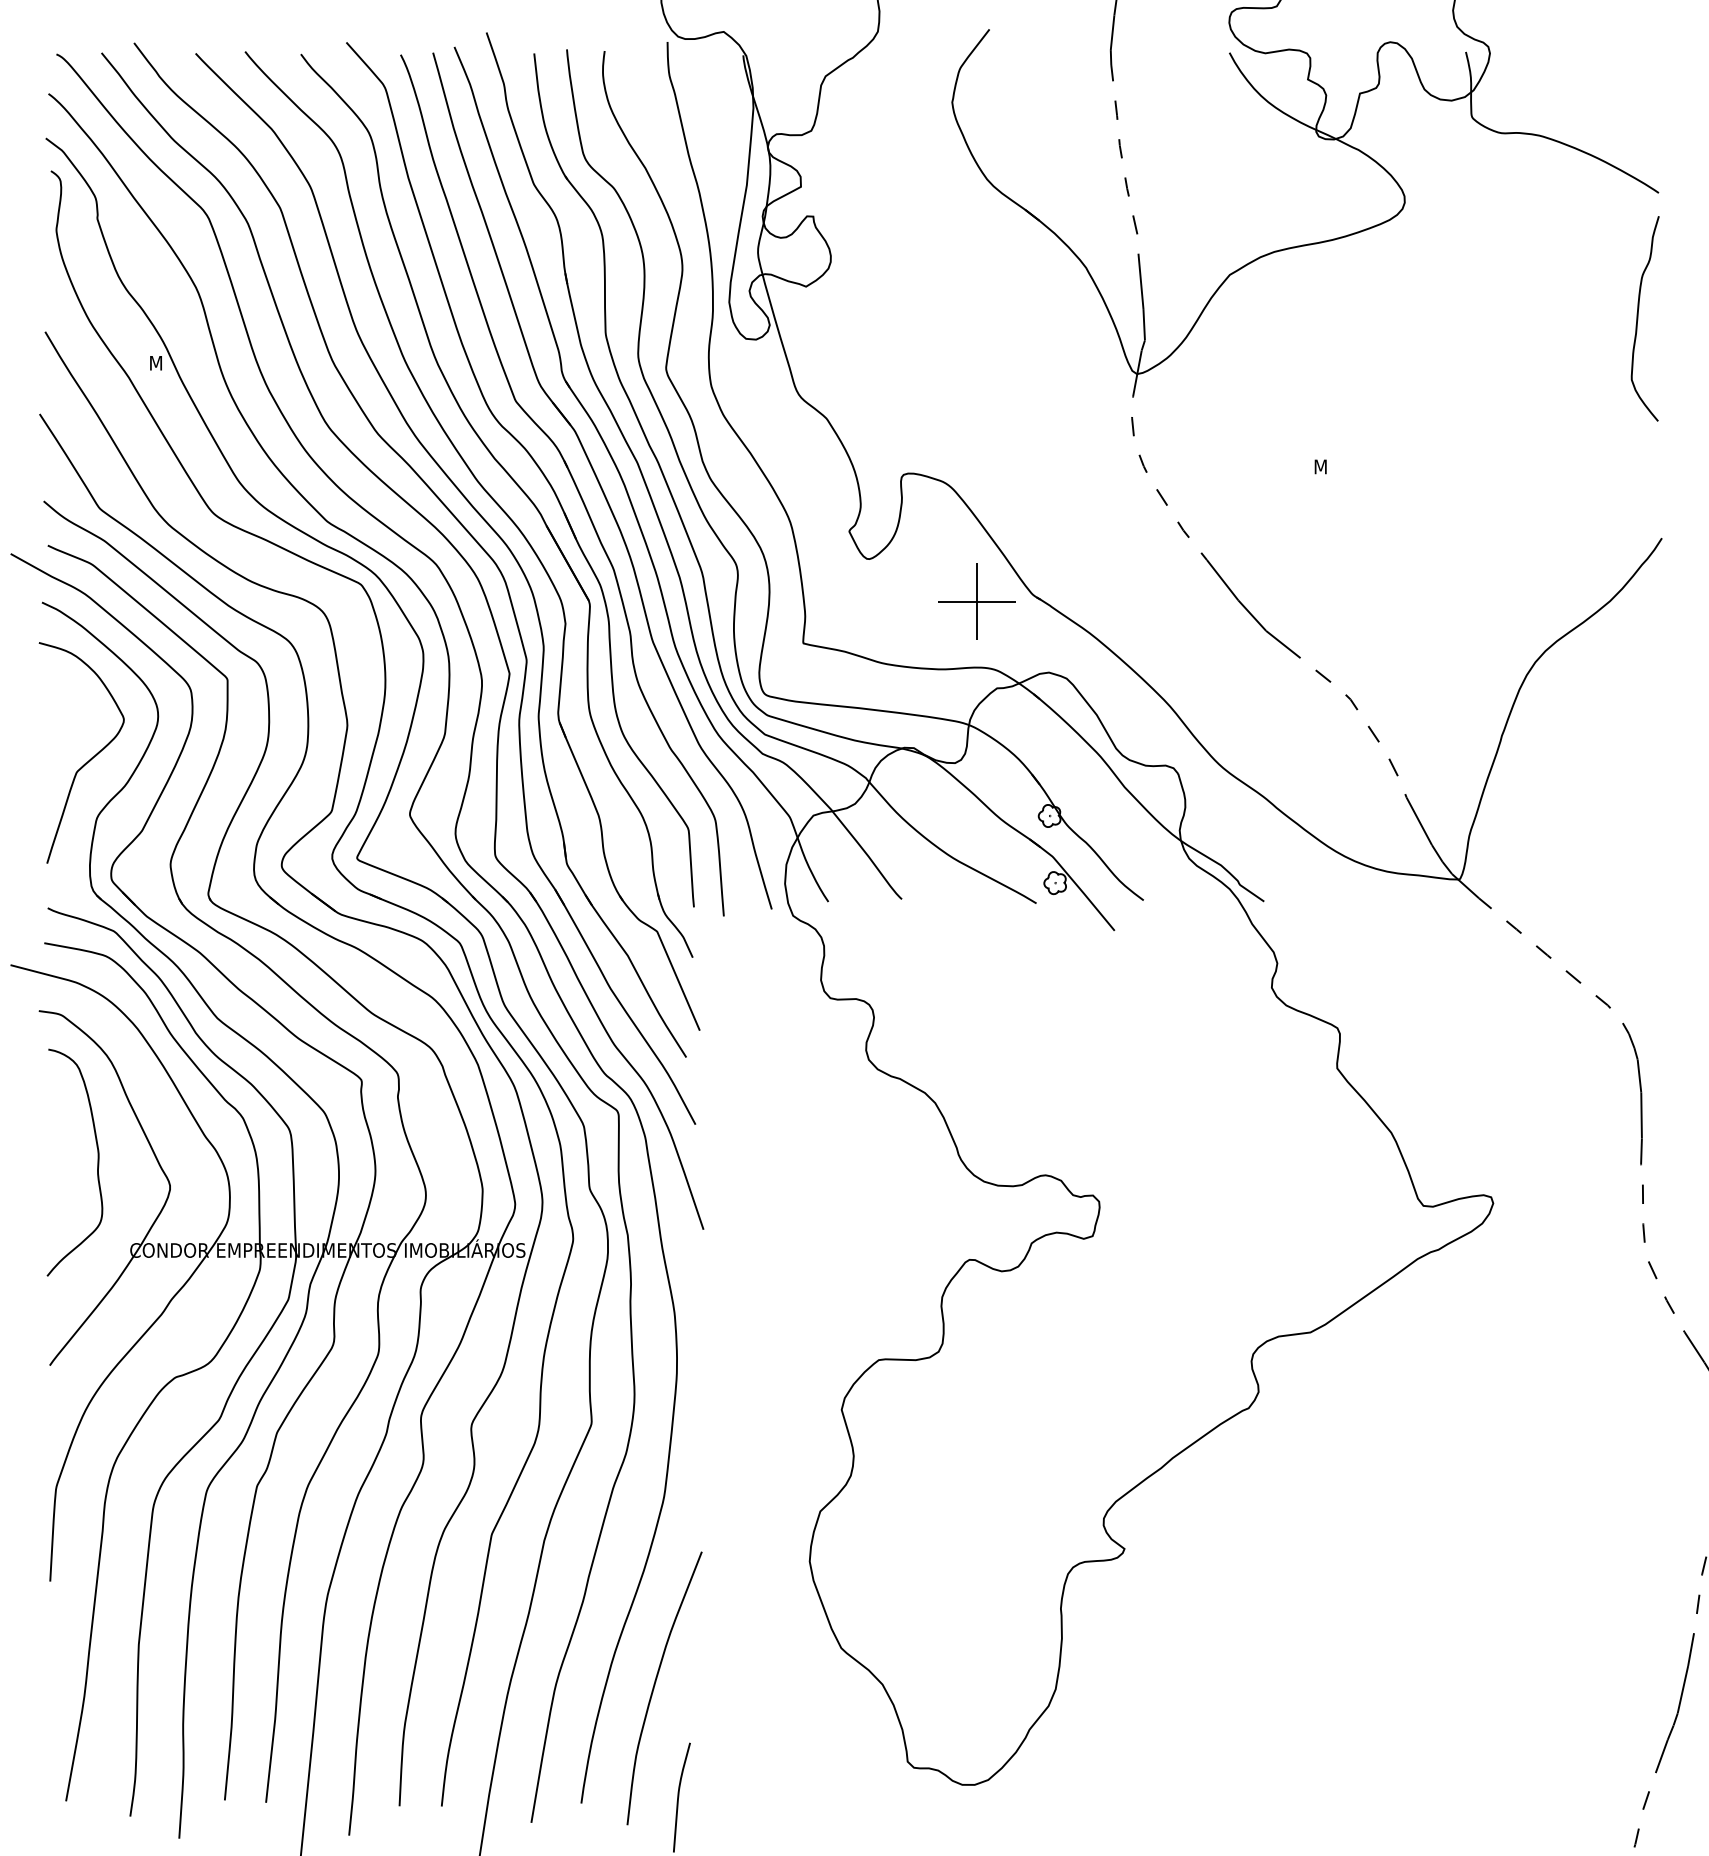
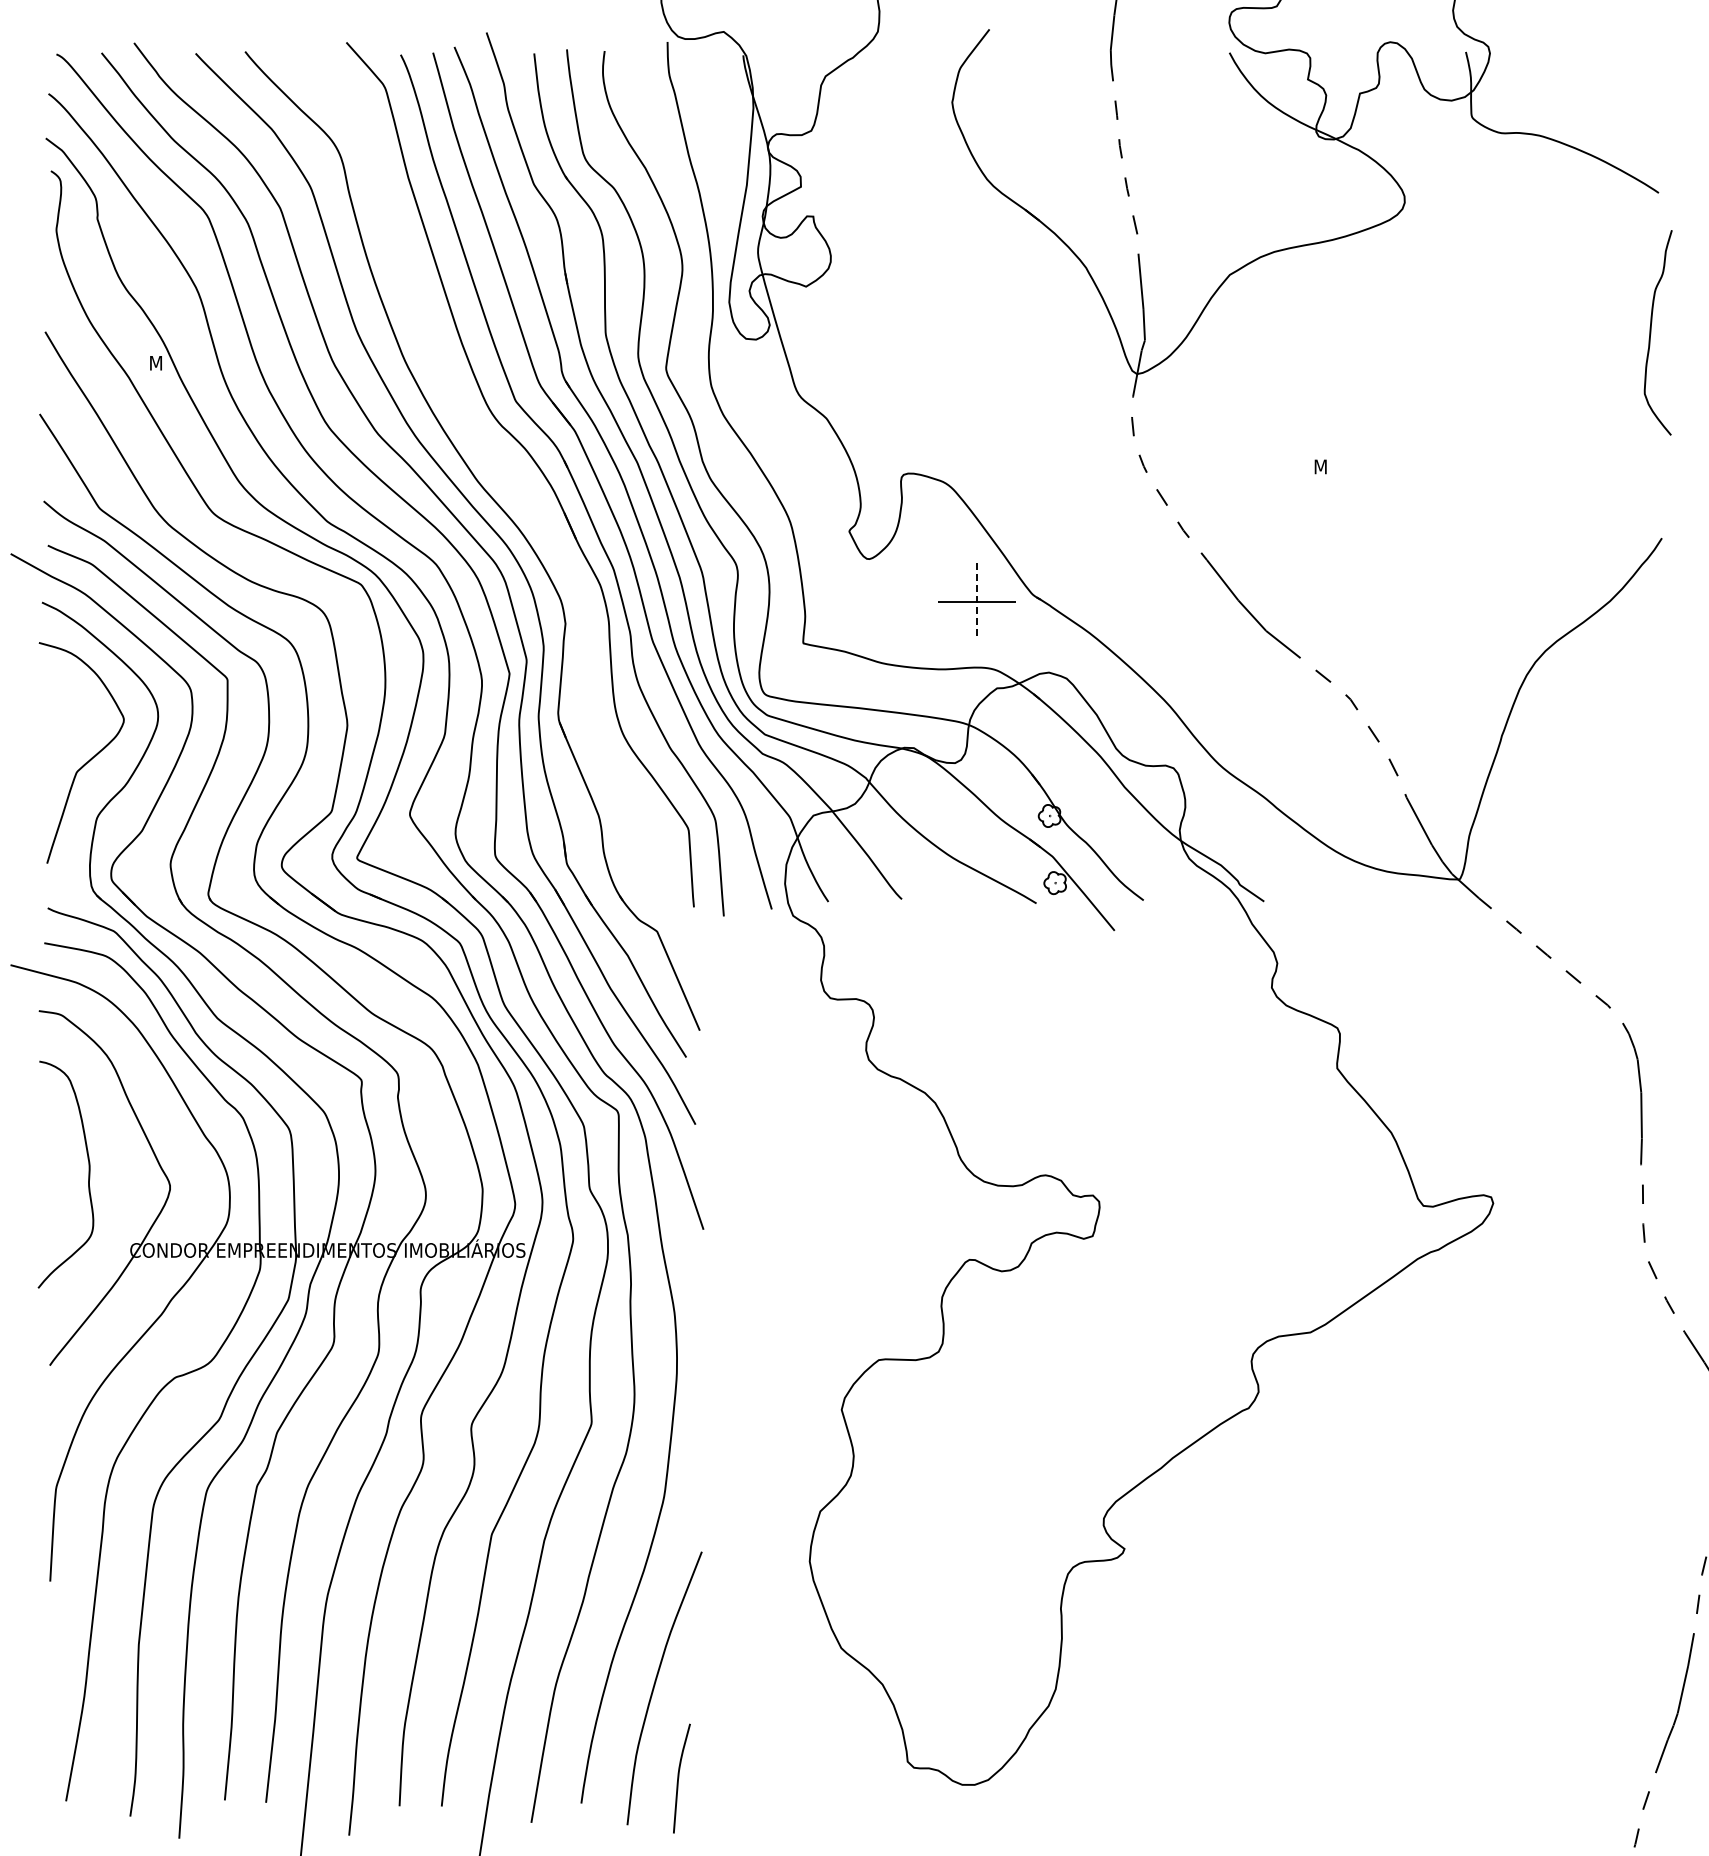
curve position: (1638, 318) -> (1651, 332) (1651, 332)
part: present -> none (516, 485)
line: solid -> dashed (977, 601)
curve position: (97, 1162) -> (88, 1174) (88, 1174)
curve position: (679, 1797) -> (679, 1778) (679, 1778)
